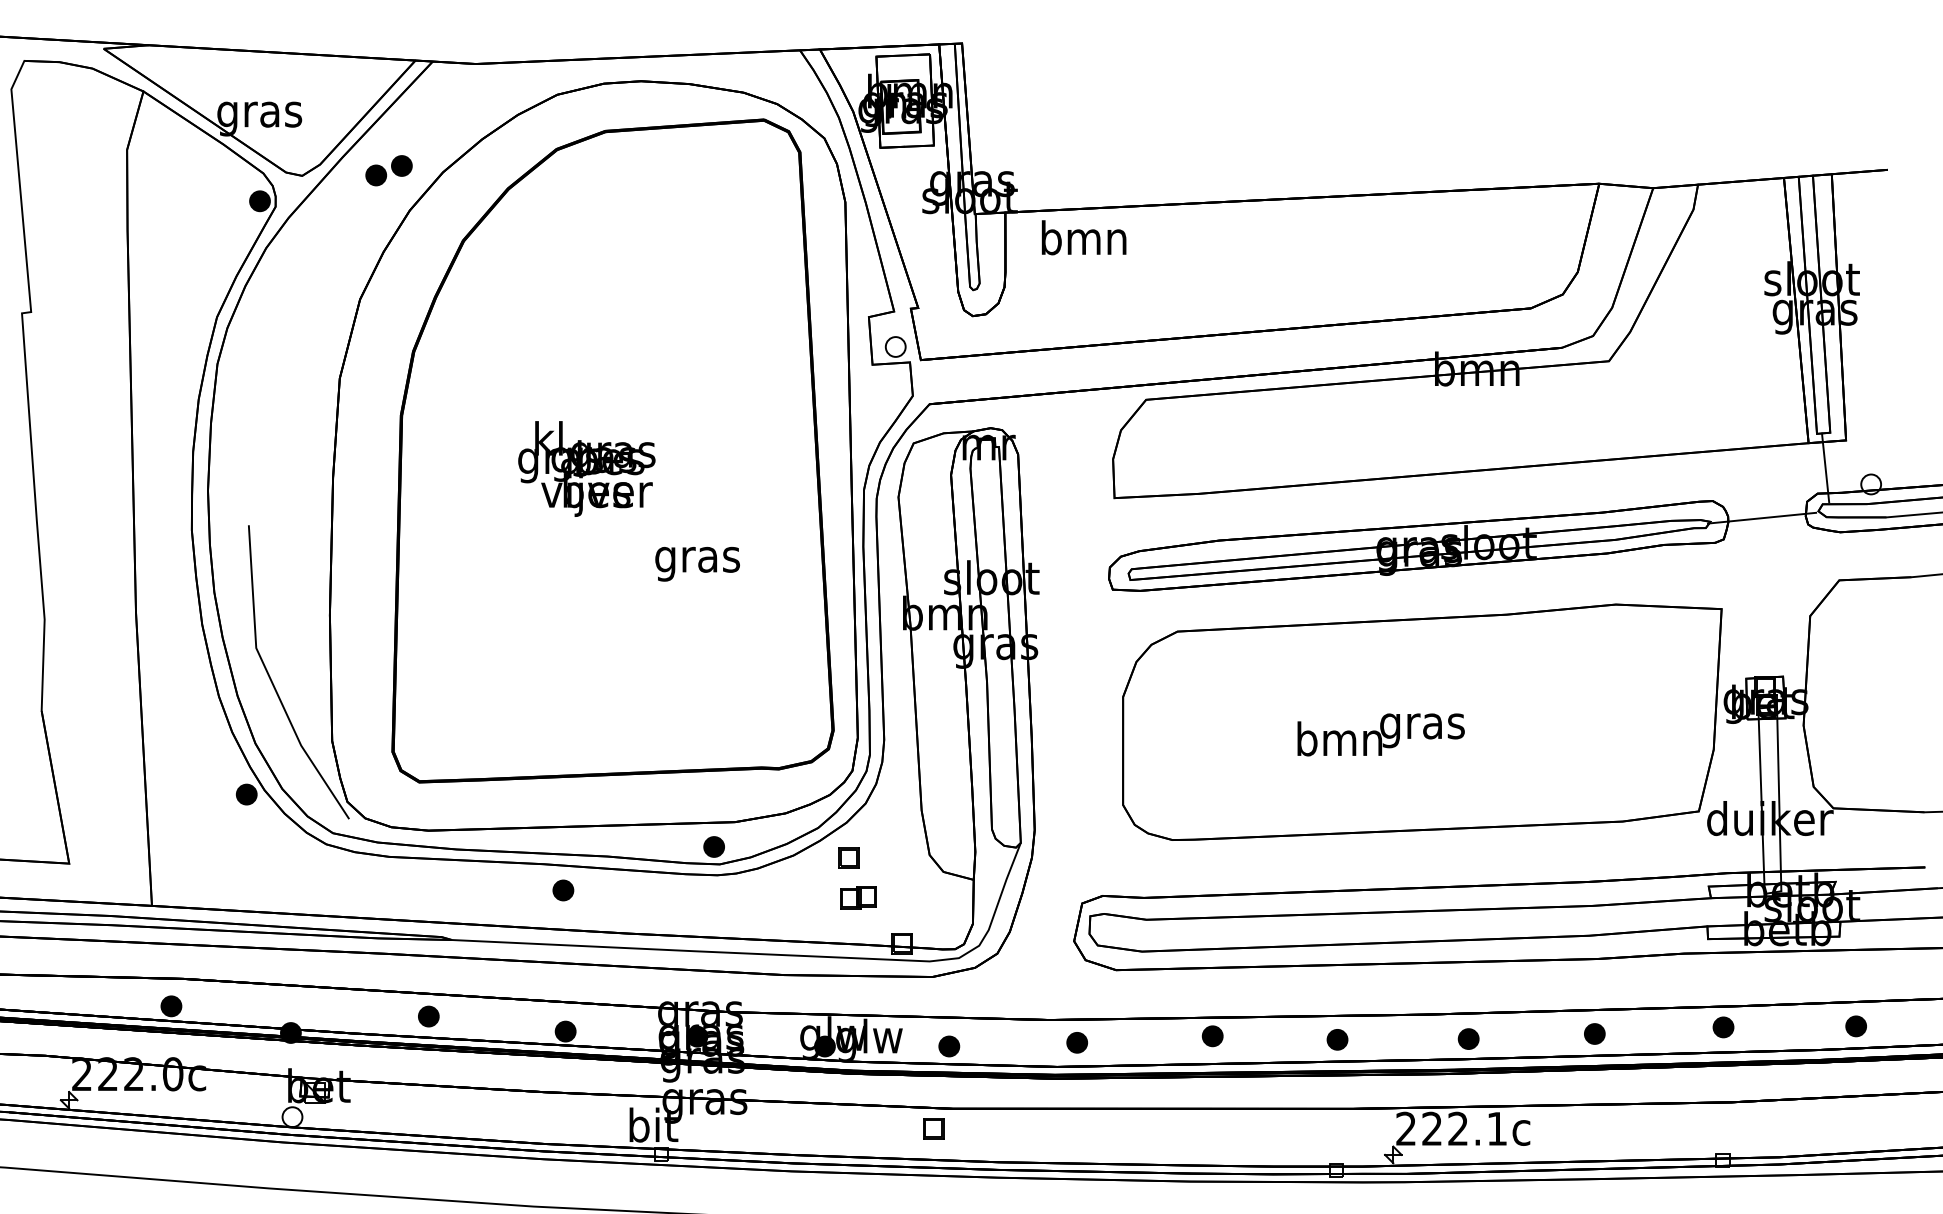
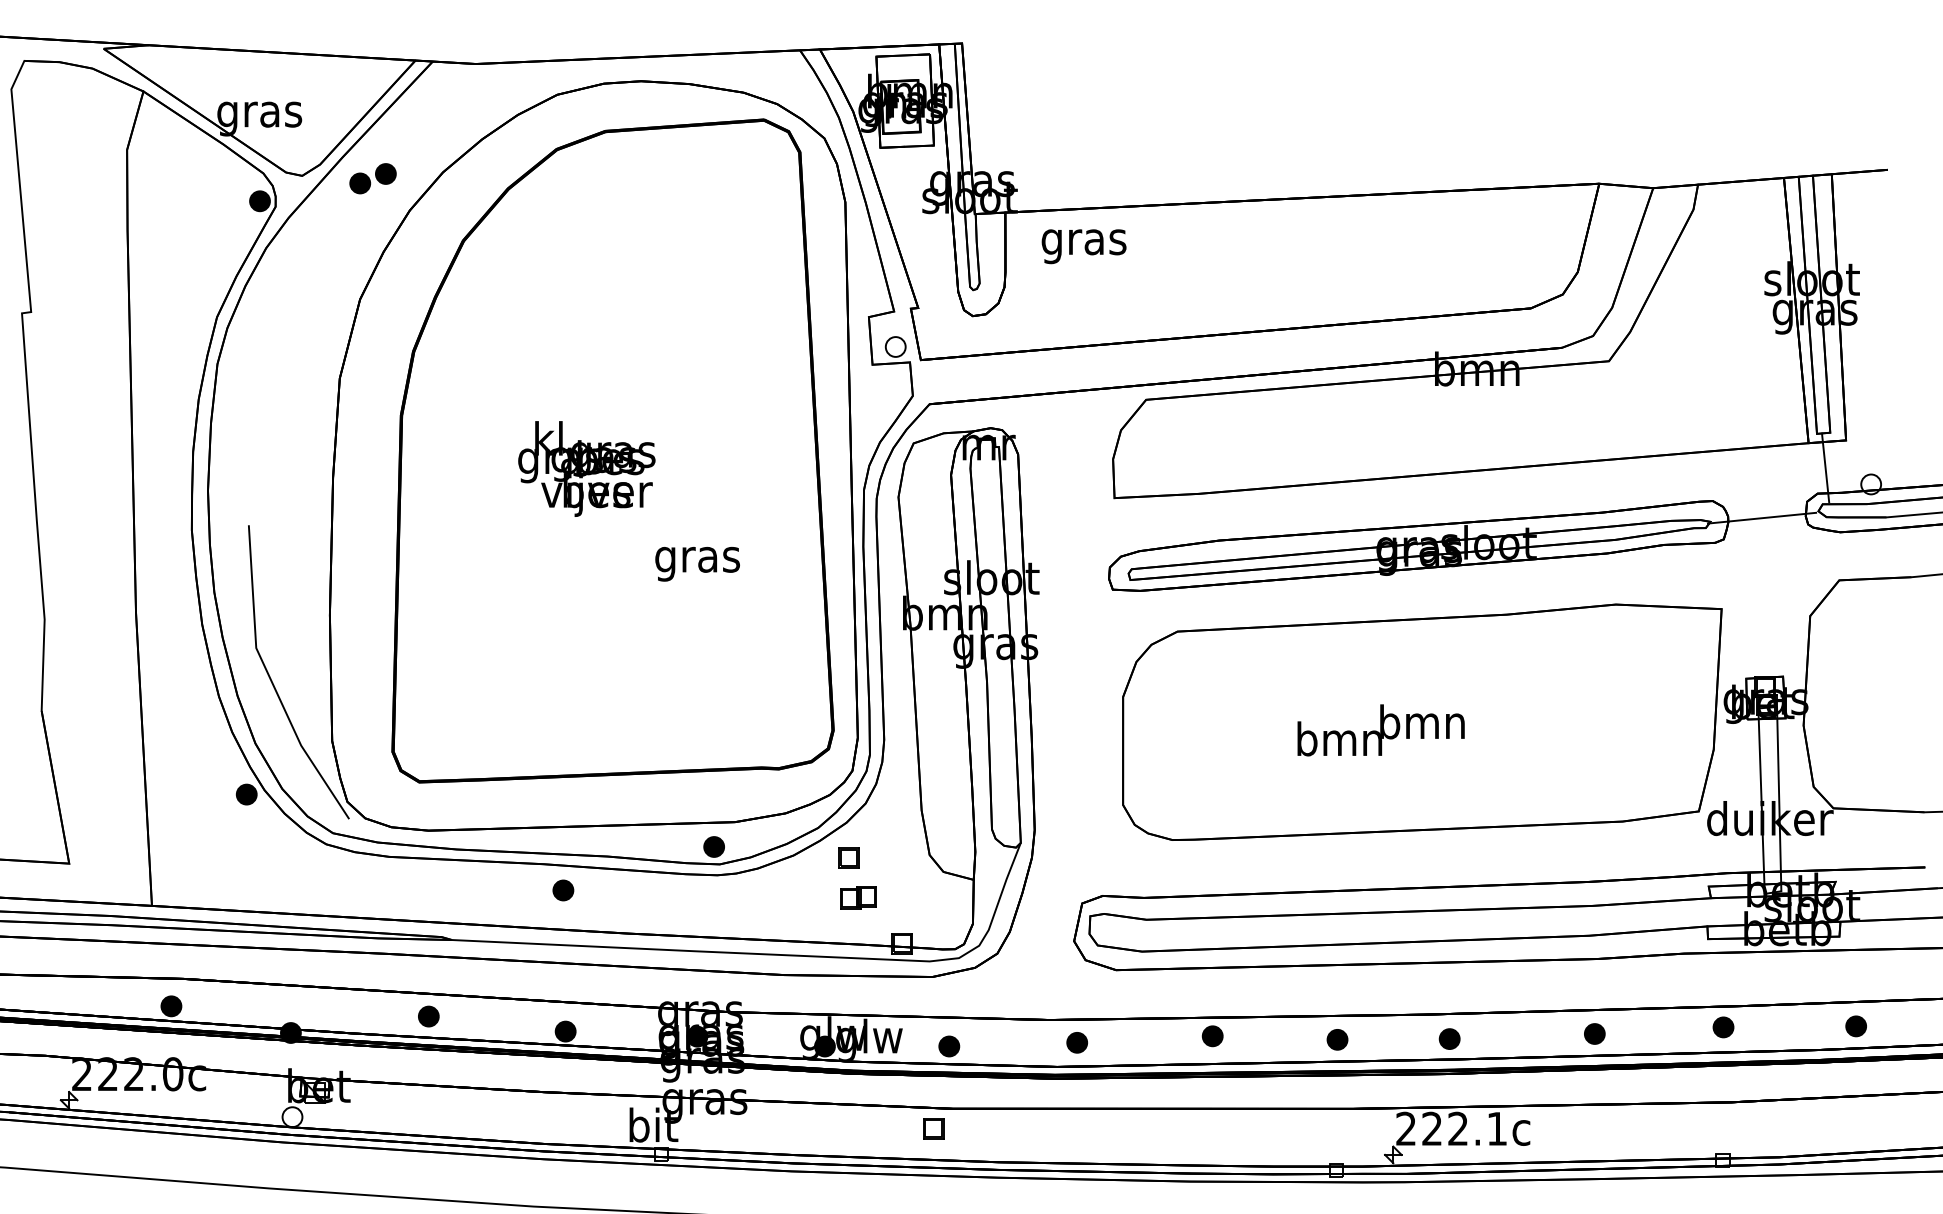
part position: (388, 170) -> (372, 178) (372, 178)
text: bmn -> gras (1083, 242)
text: gras -> bmn (1422, 726)
part position: (1468, 1038) -> (1449, 1038) (1449, 1038)
